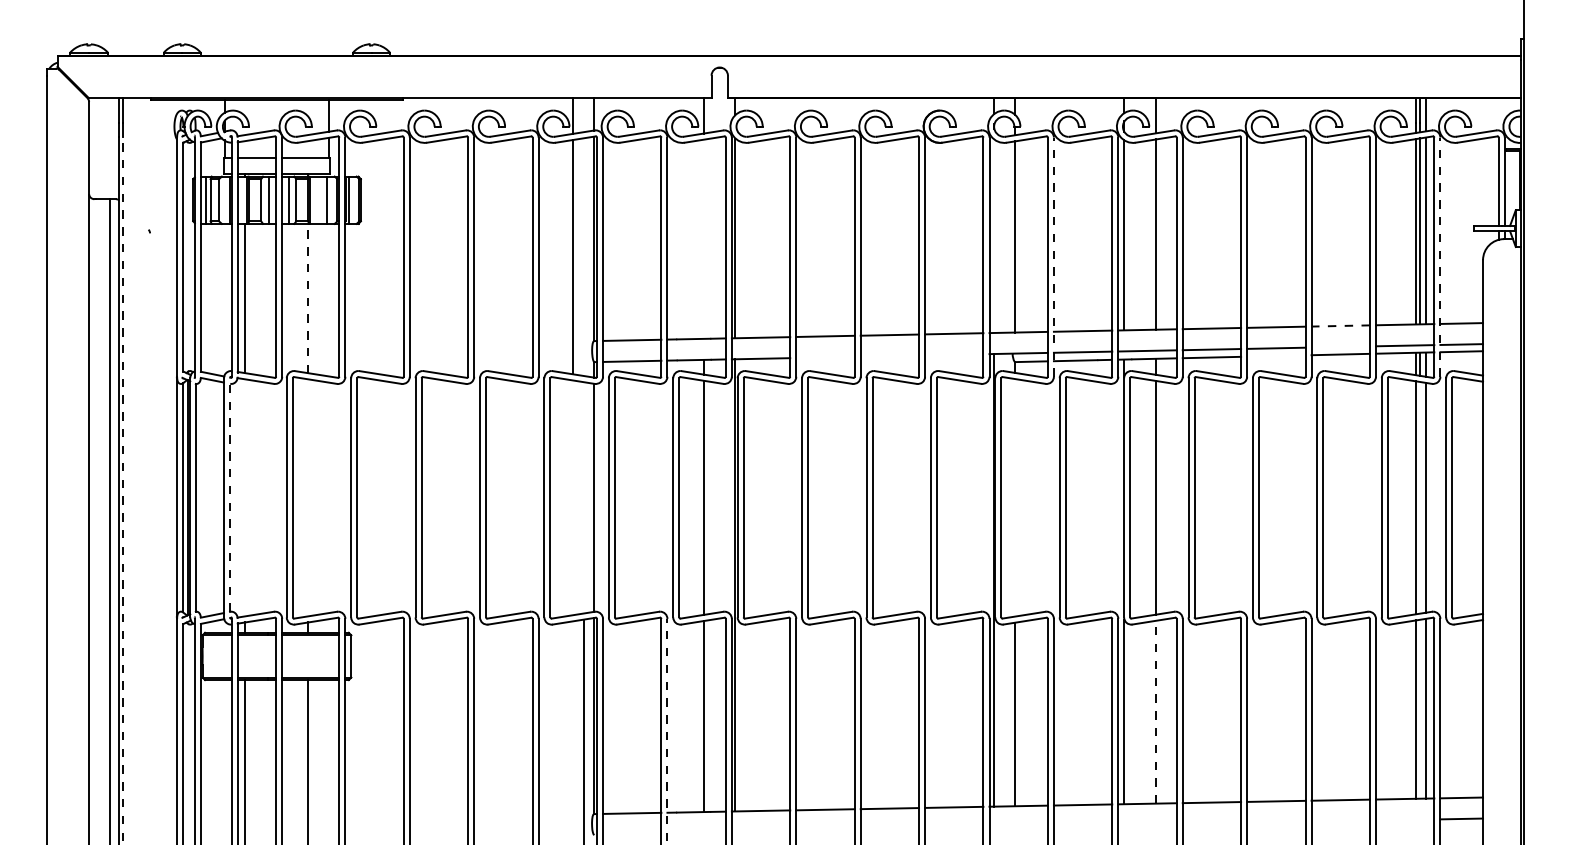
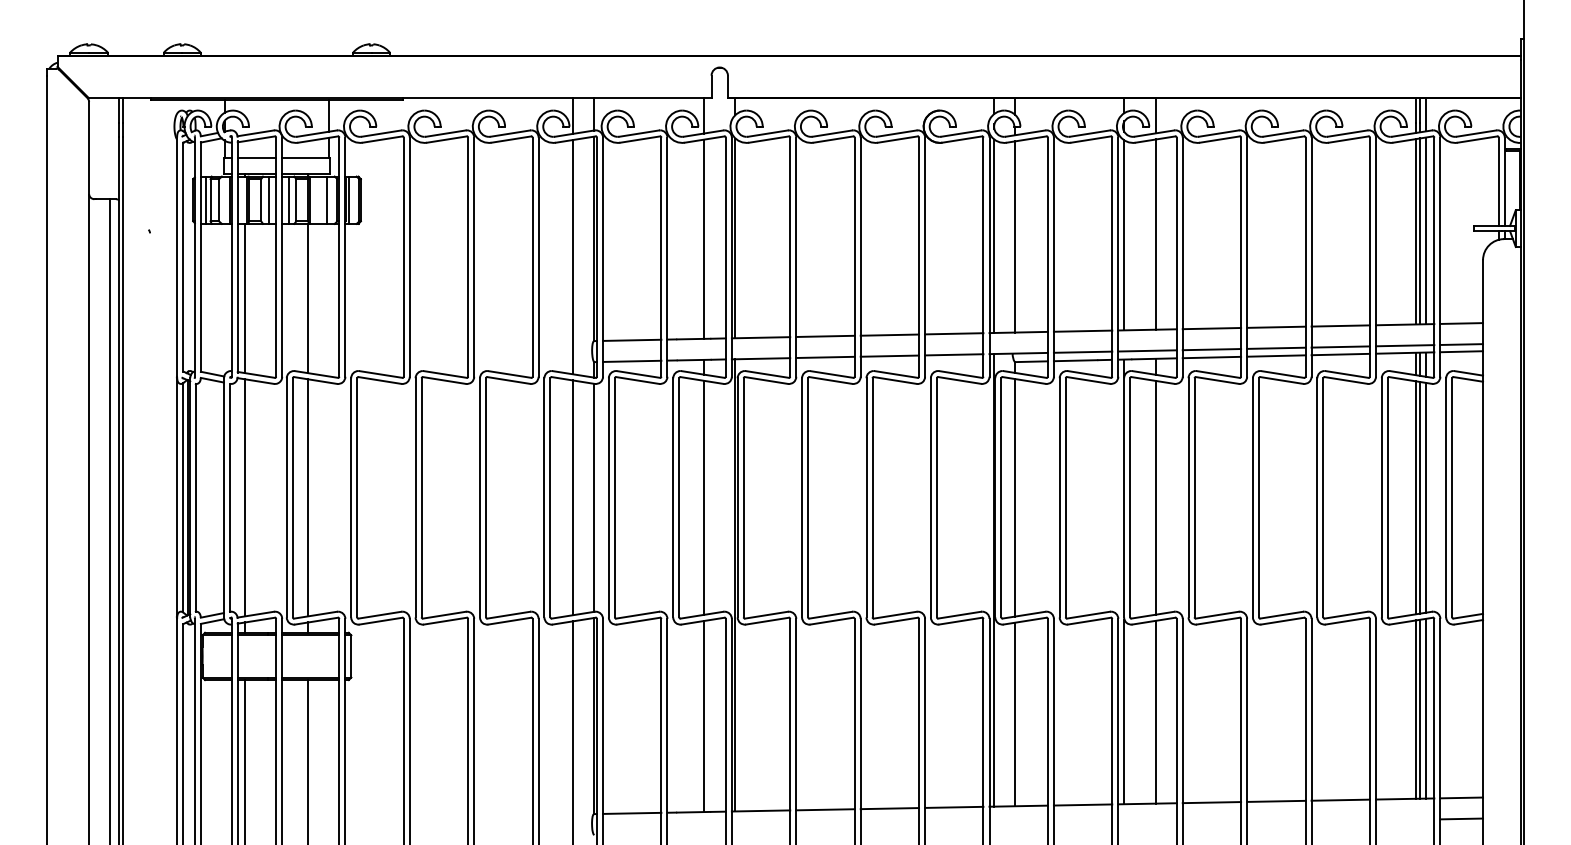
line: none -> present (994, 235)
line: none -> present (703, 238)
line: dashed -> solid (1053, 257)
line: dashed -> solid (1440, 257)
line: dashed -> solid (308, 298)
line: dashed -> solid (1340, 325)
line: none -> present (1340, 346)
line: none -> present (954, 354)
line: none -> present (889, 355)
line: none -> present (1276, 355)
line: none -> present (825, 357)
line: dashed -> solid (123, 490)
line: dashed -> solid (230, 497)
line: none -> present (245, 497)
line: none -> present (308, 497)
line: none -> present (573, 497)
line: none -> present (1015, 497)
line: none -> present (1420, 497)
line: none -> present (1420, 708)
line: dashed -> solid (1155, 711)
line position: (584, 731) -> (573, 731) (573, 731)
line: dashed -> solid (667, 731)
